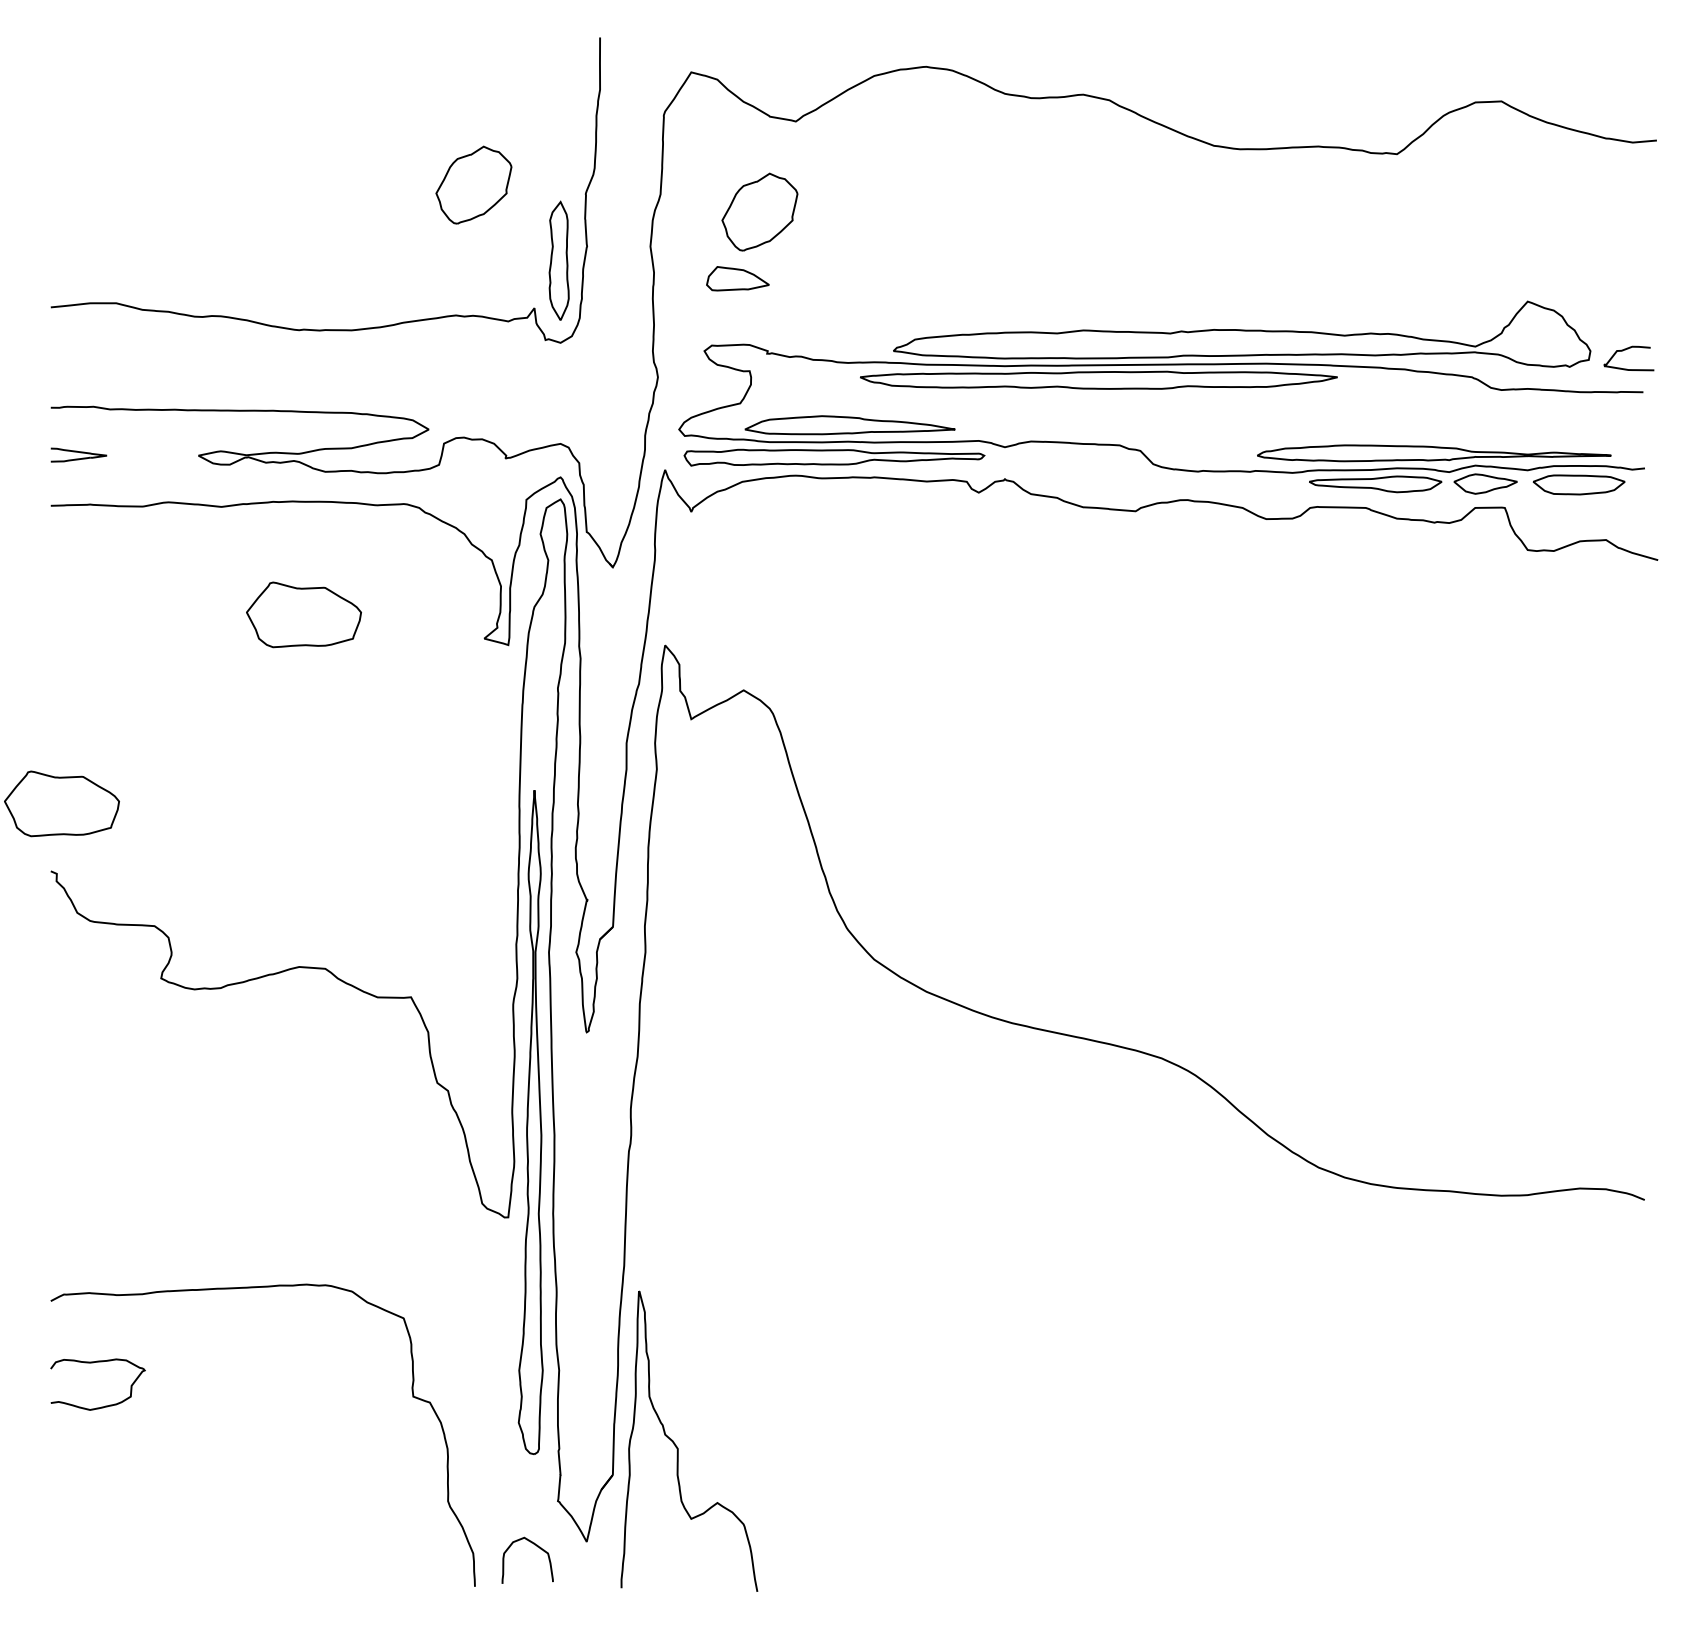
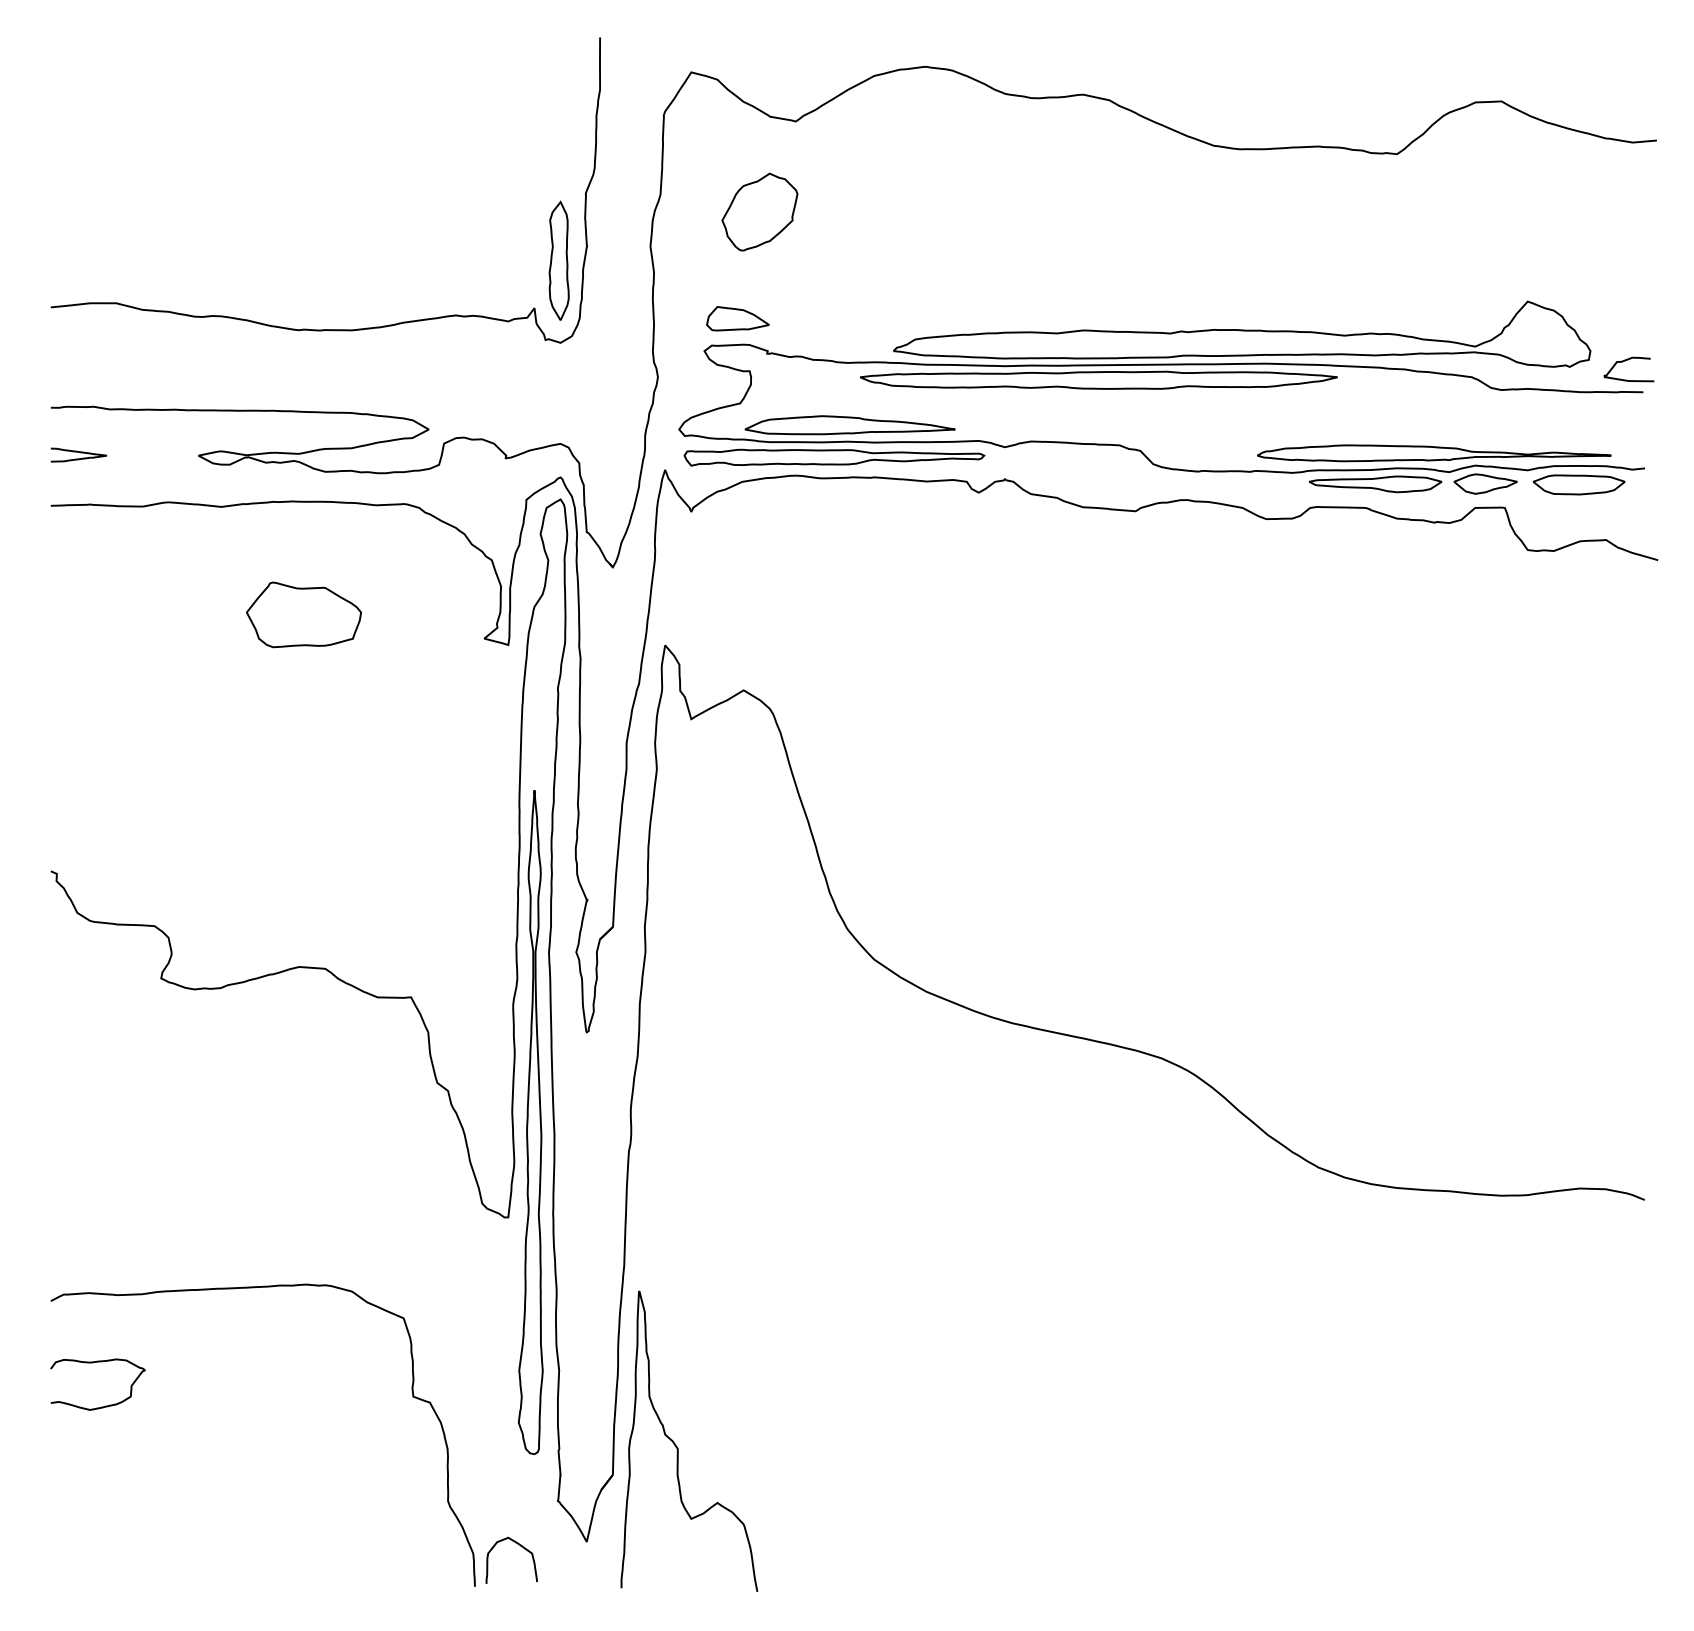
part: present -> none (473, 184)
part position: (737, 278) -> (737, 318) (737, 318)
curve position: (1625, 350) -> (1625, 361) (1625, 361)
part: present -> none (61, 803)
curve position: (537, 1547) -> (521, 1547) (521, 1547)
